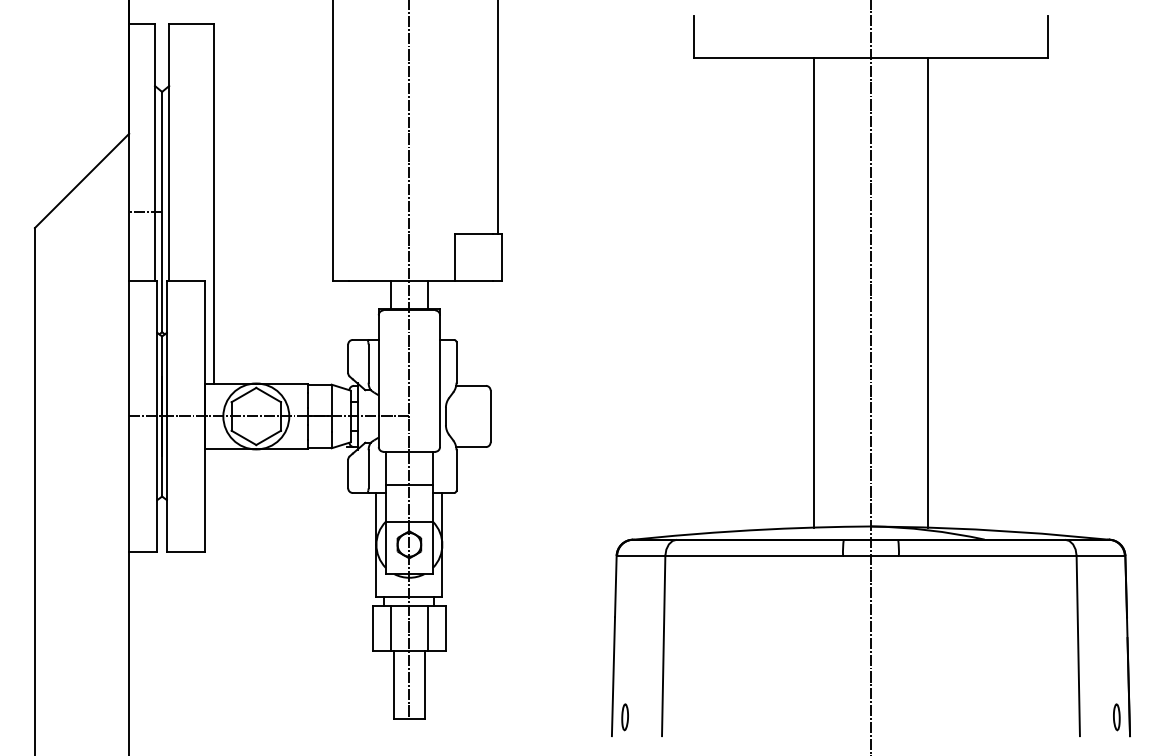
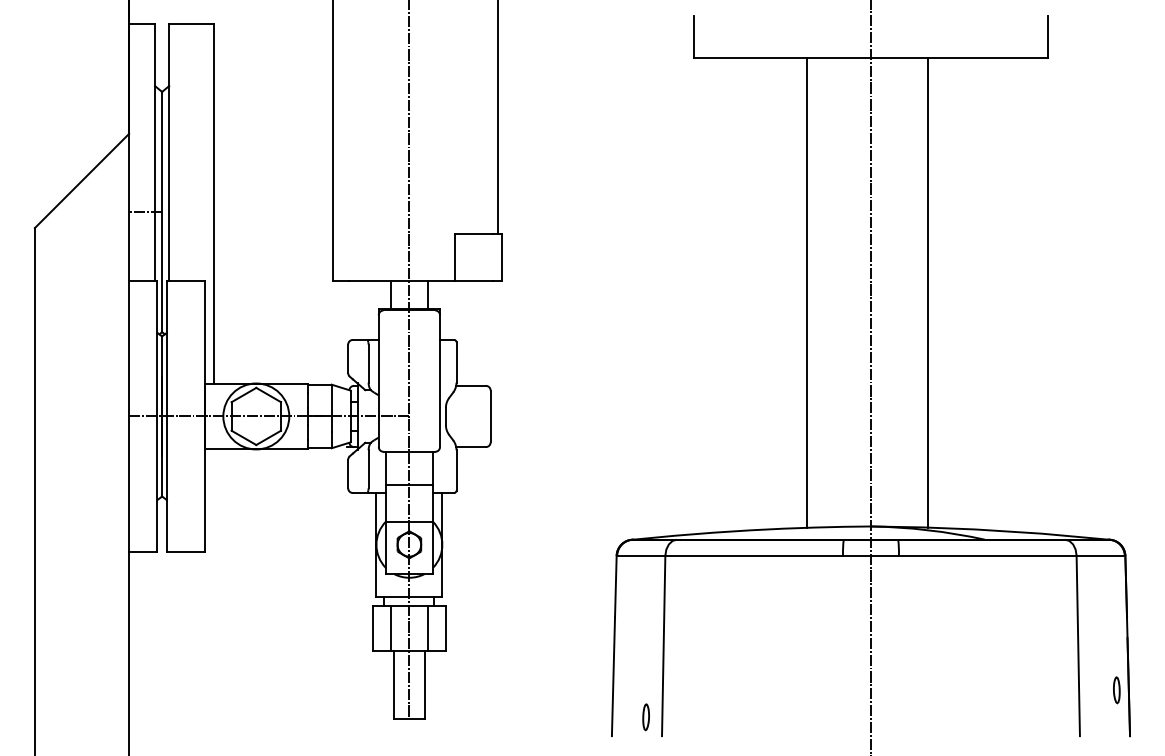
line position: (814, 292) -> (807, 292) (807, 292)
part position: (624, 717) -> (645, 717) (645, 717)
part position: (1116, 717) -> (1116, 690) (1116, 690)
